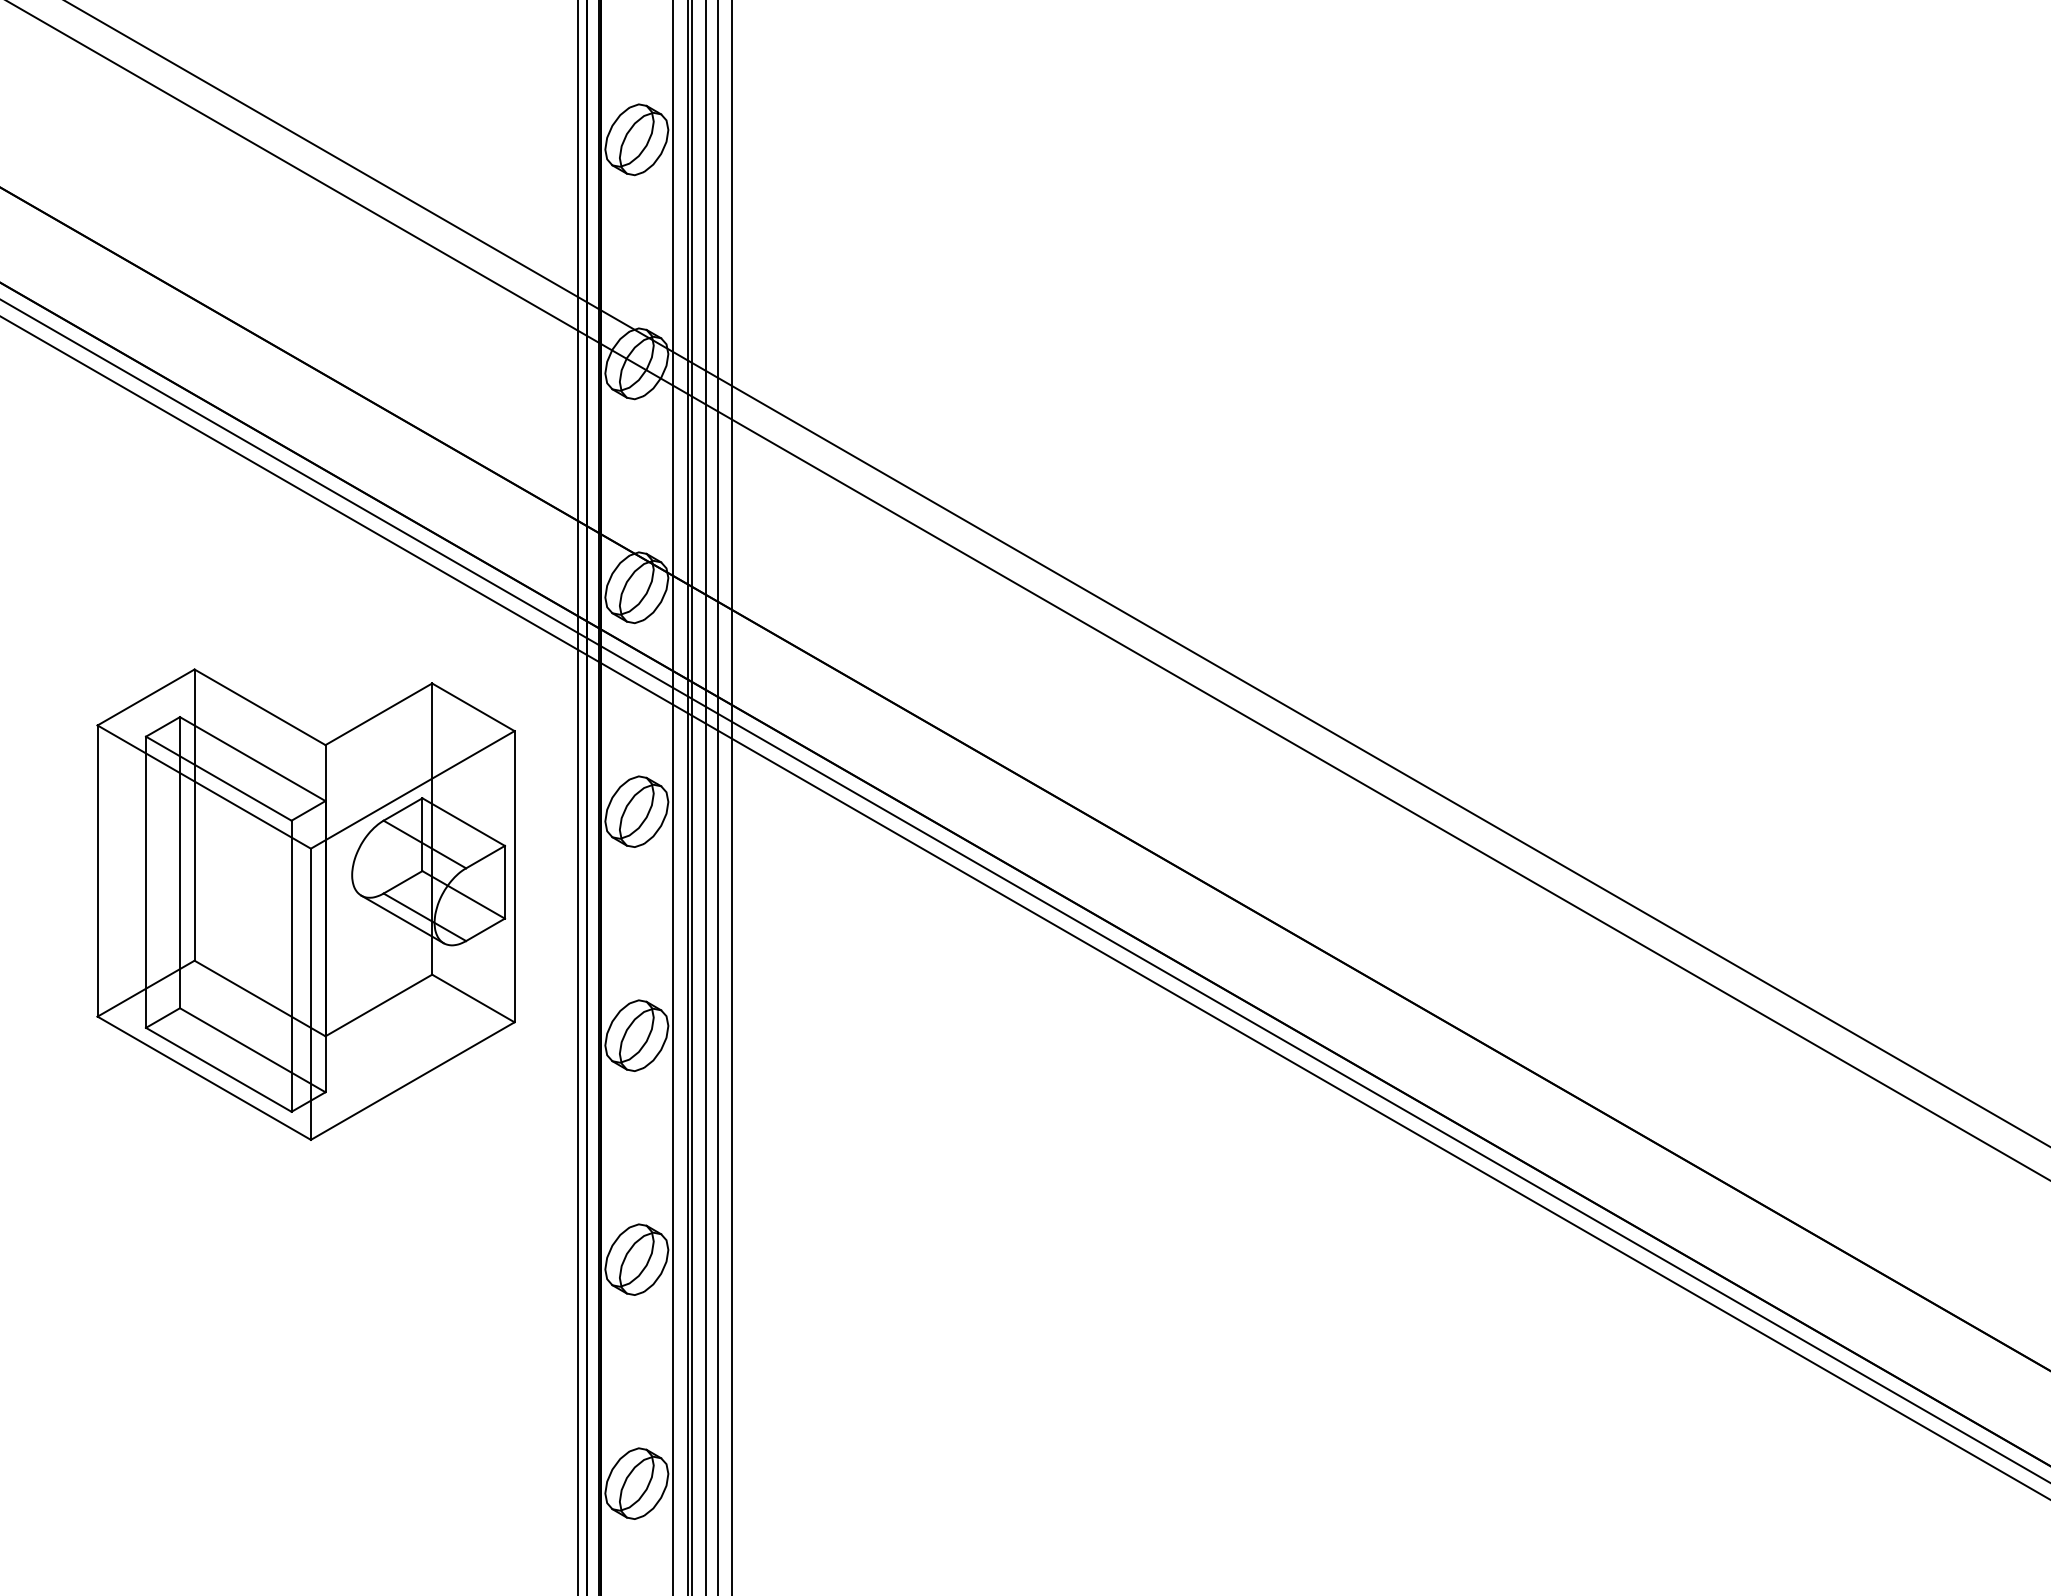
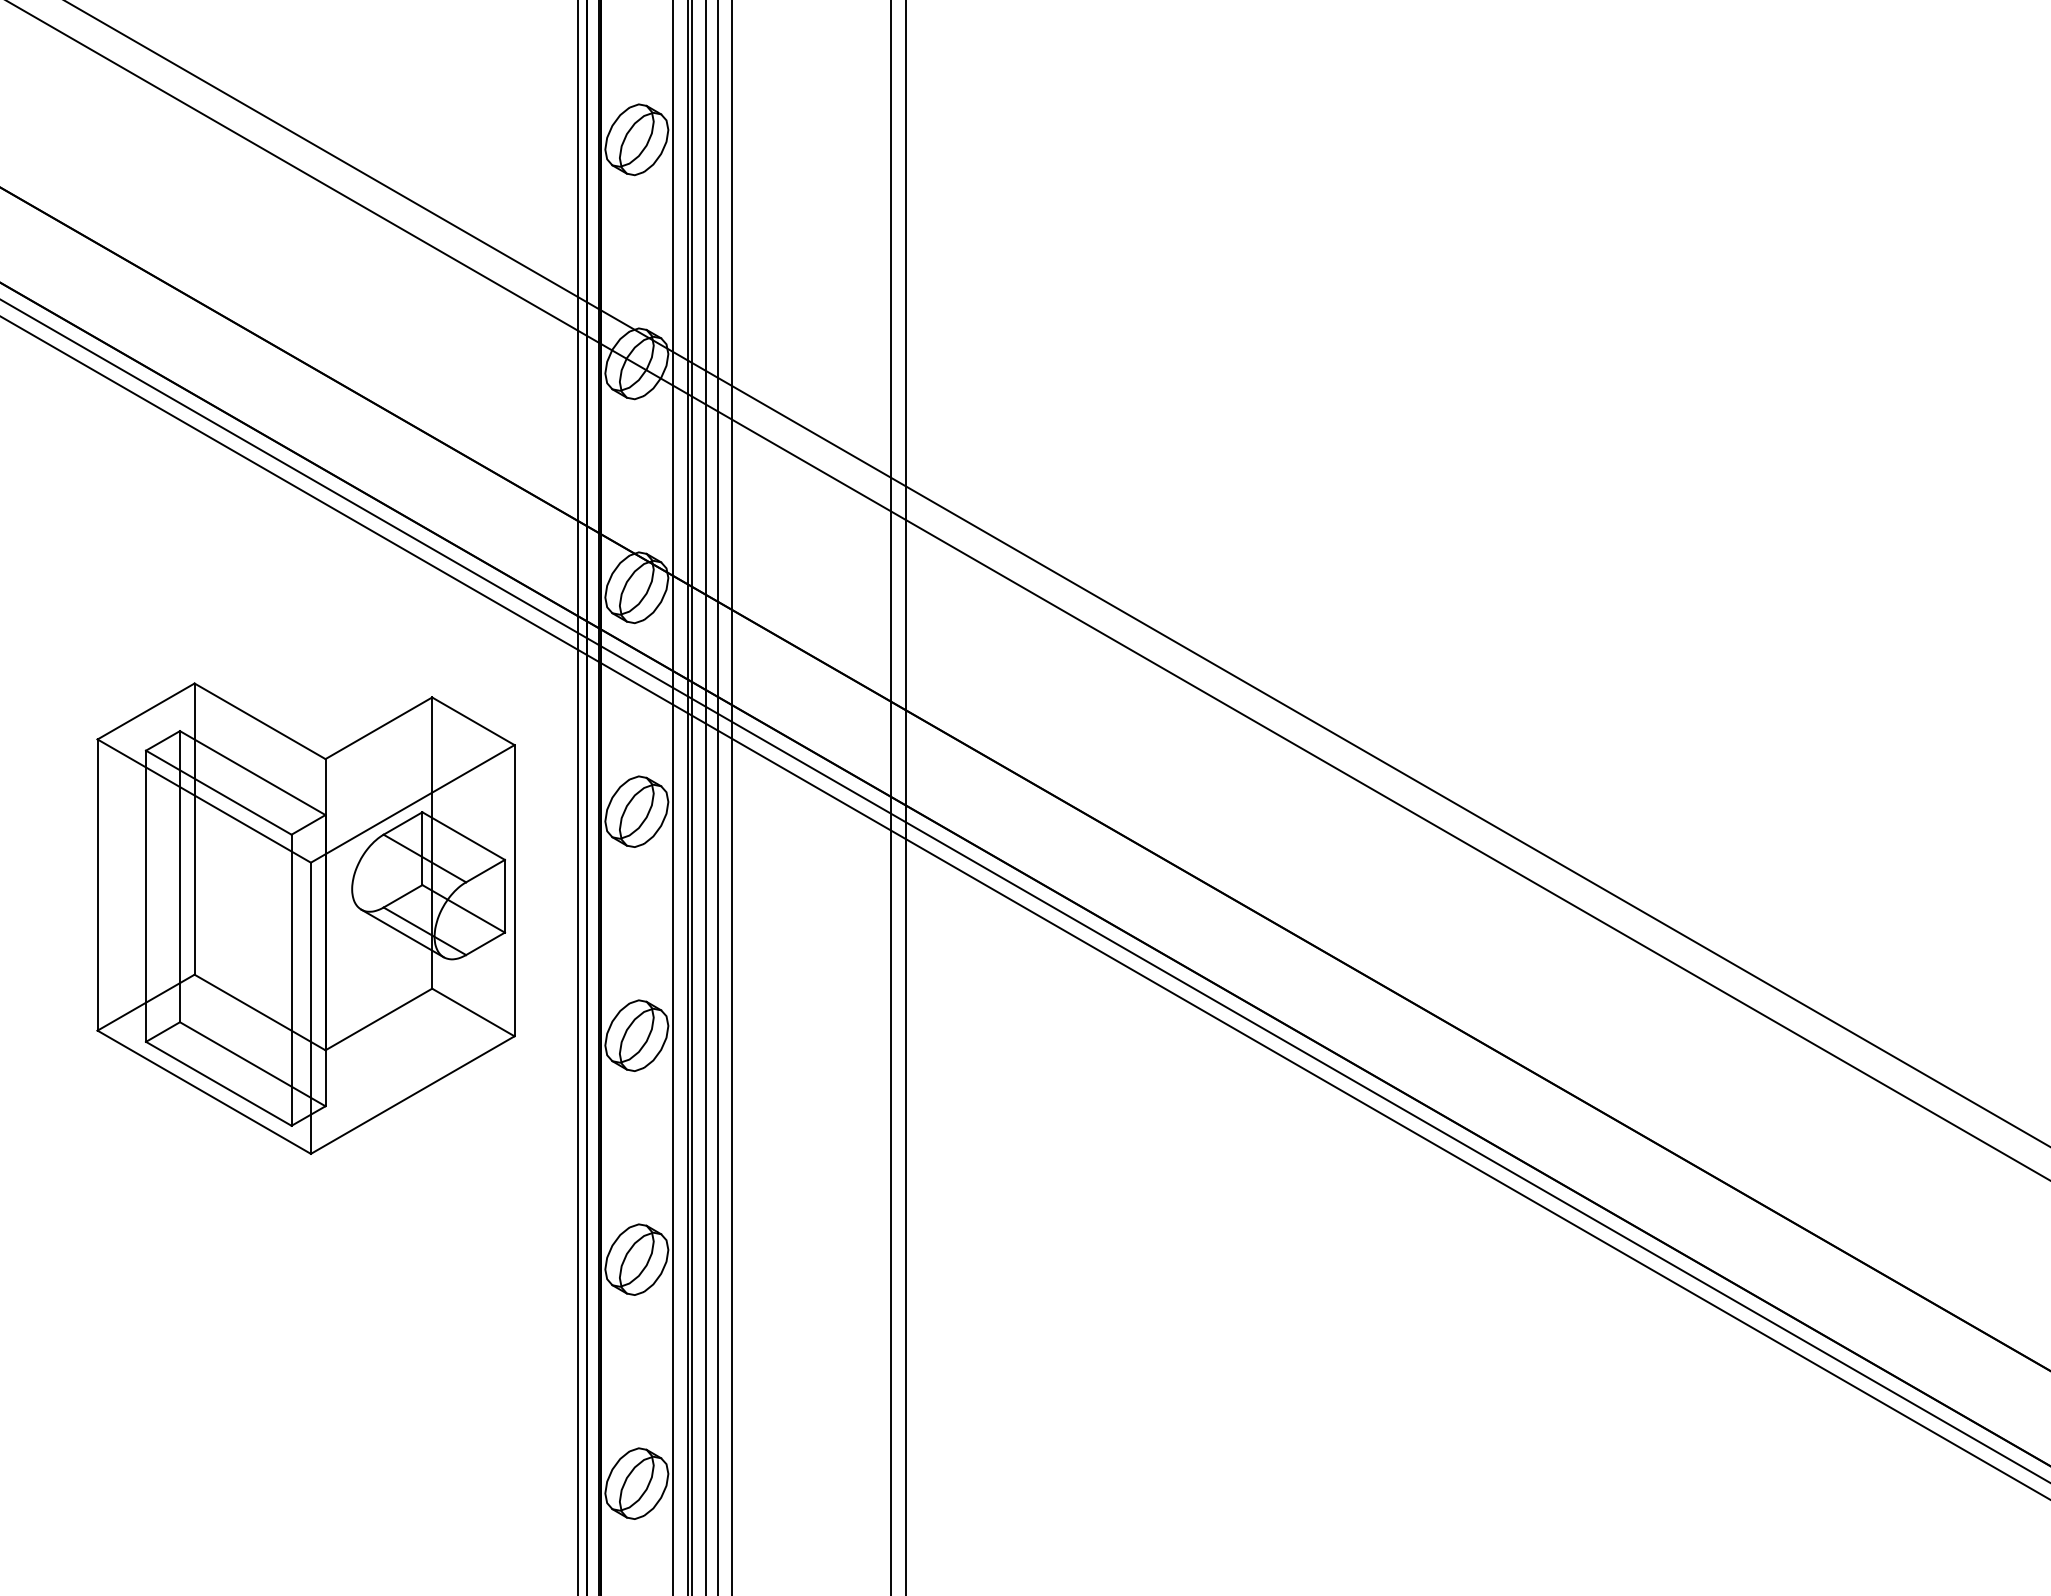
line: none -> present (891, 797)
line: none -> present (905, 797)
part position: (305, 904) -> (305, 918) (305, 918)
